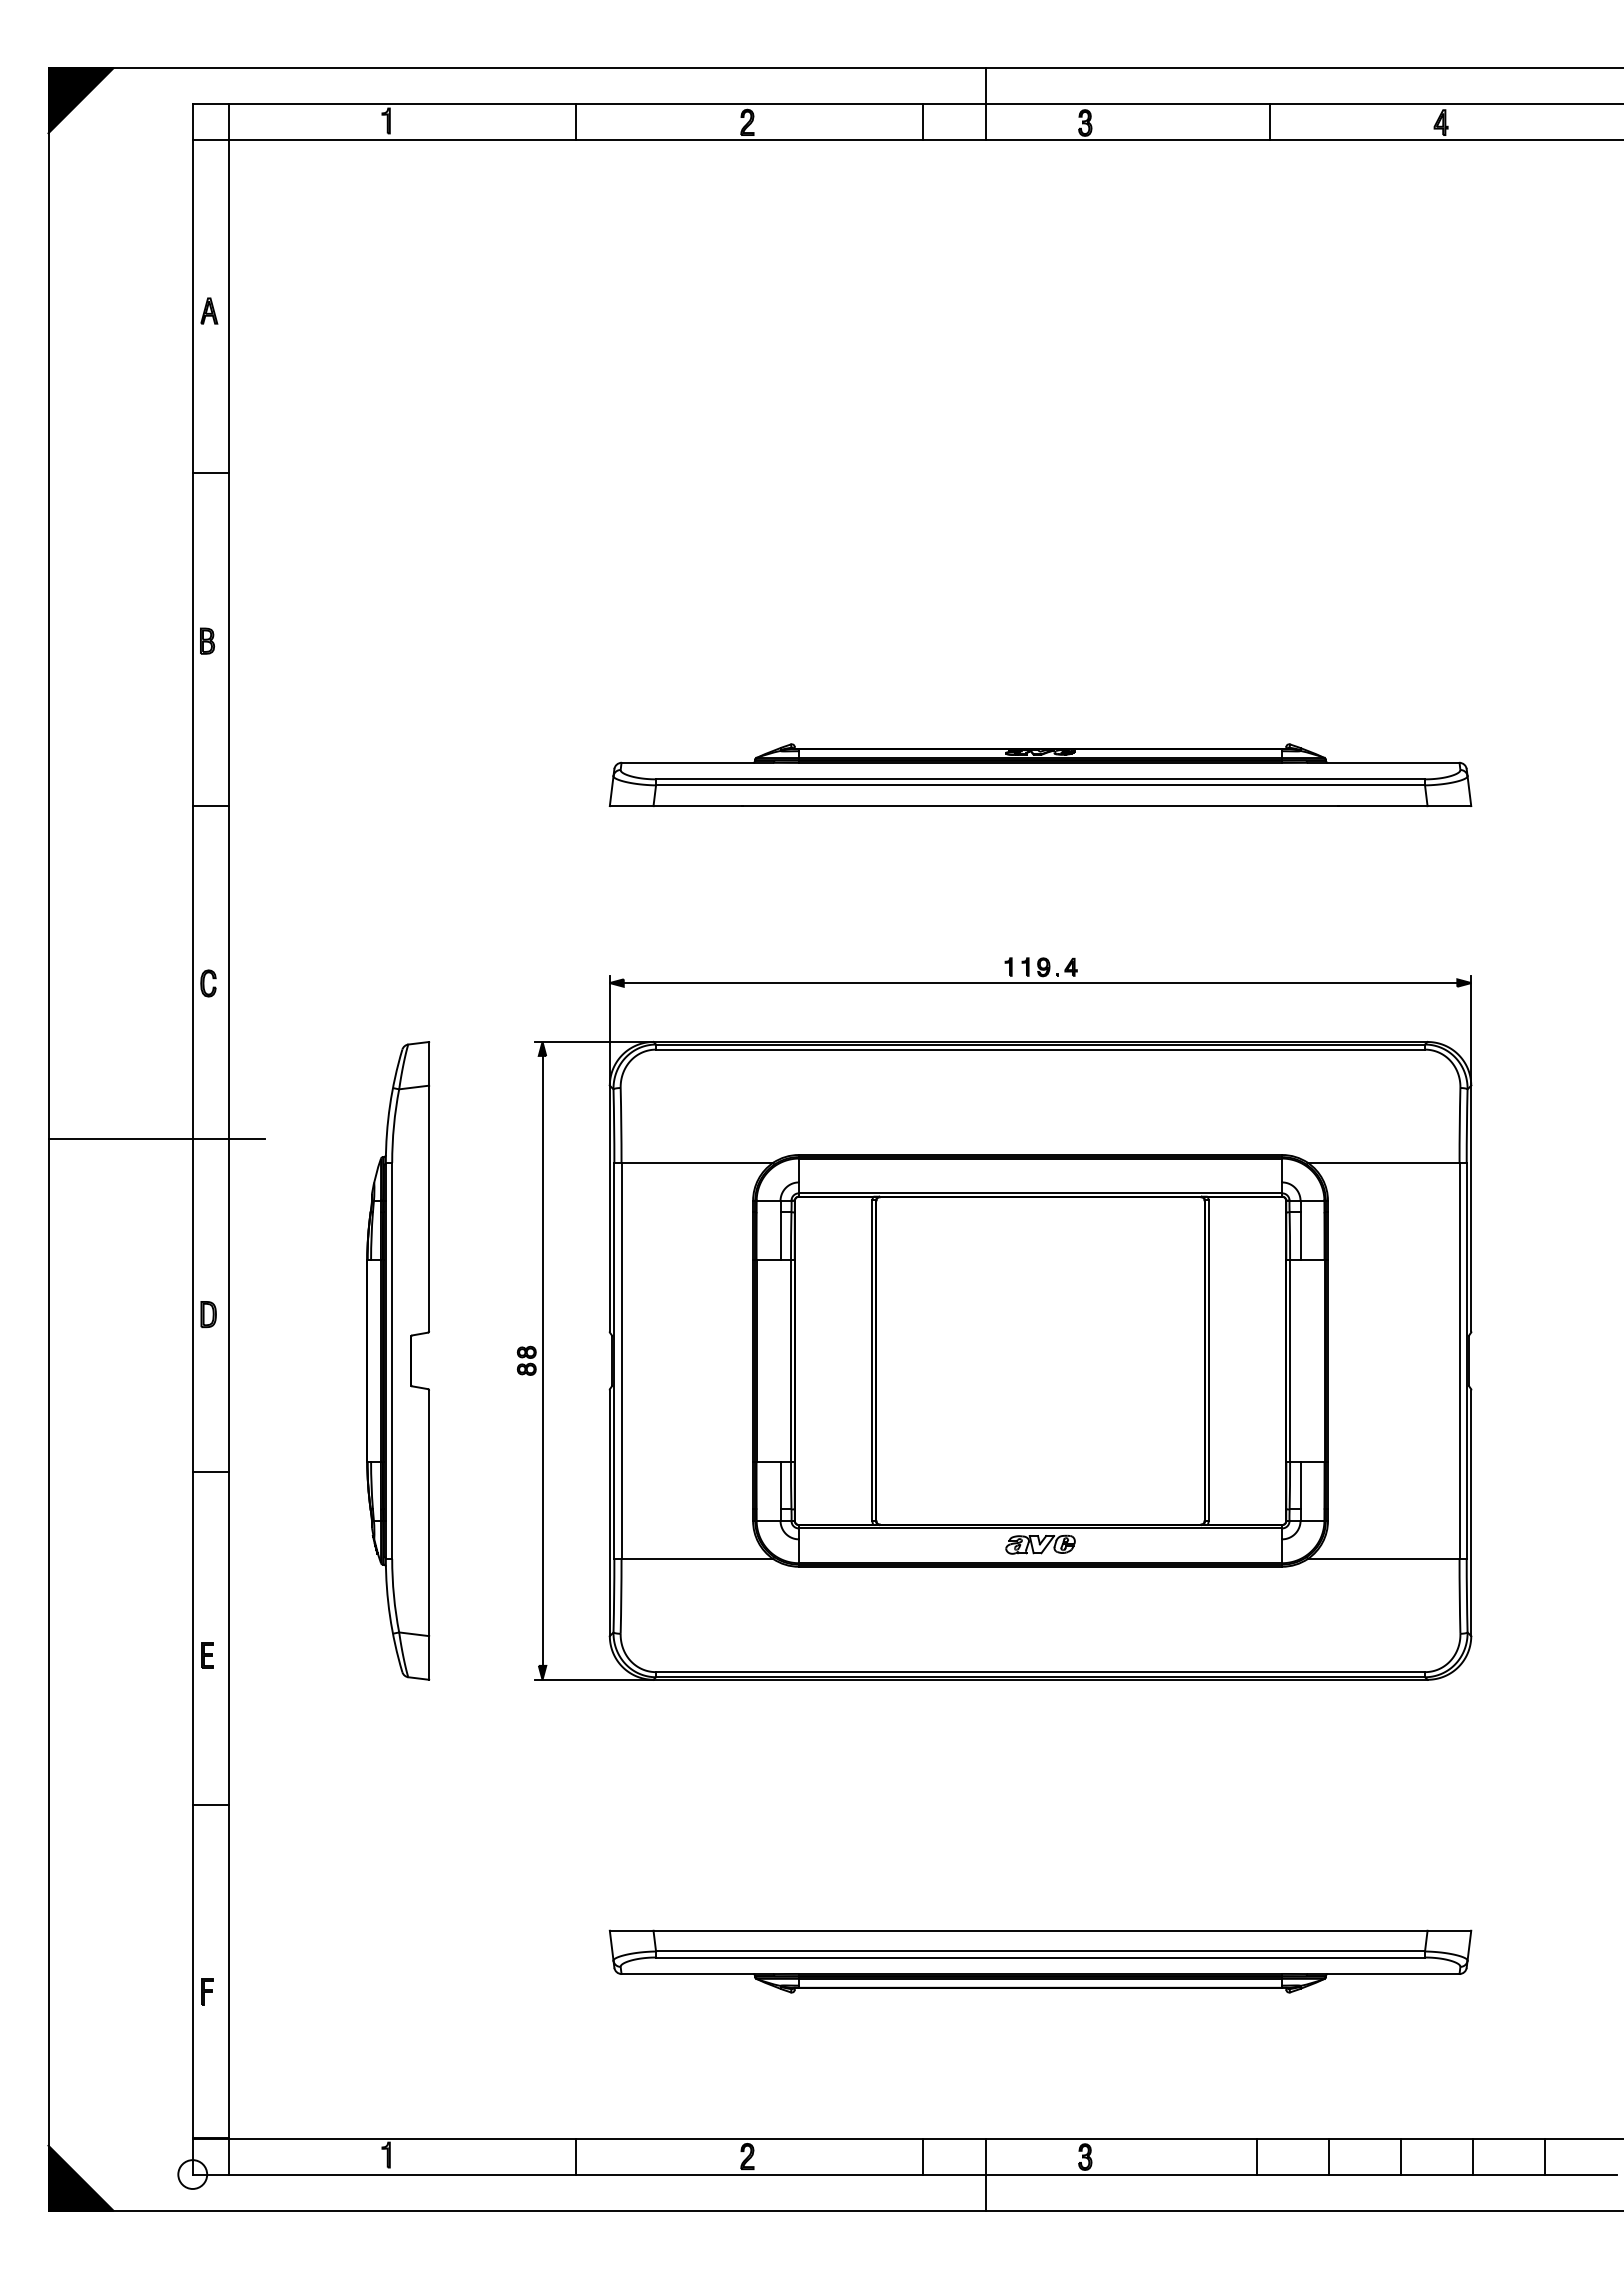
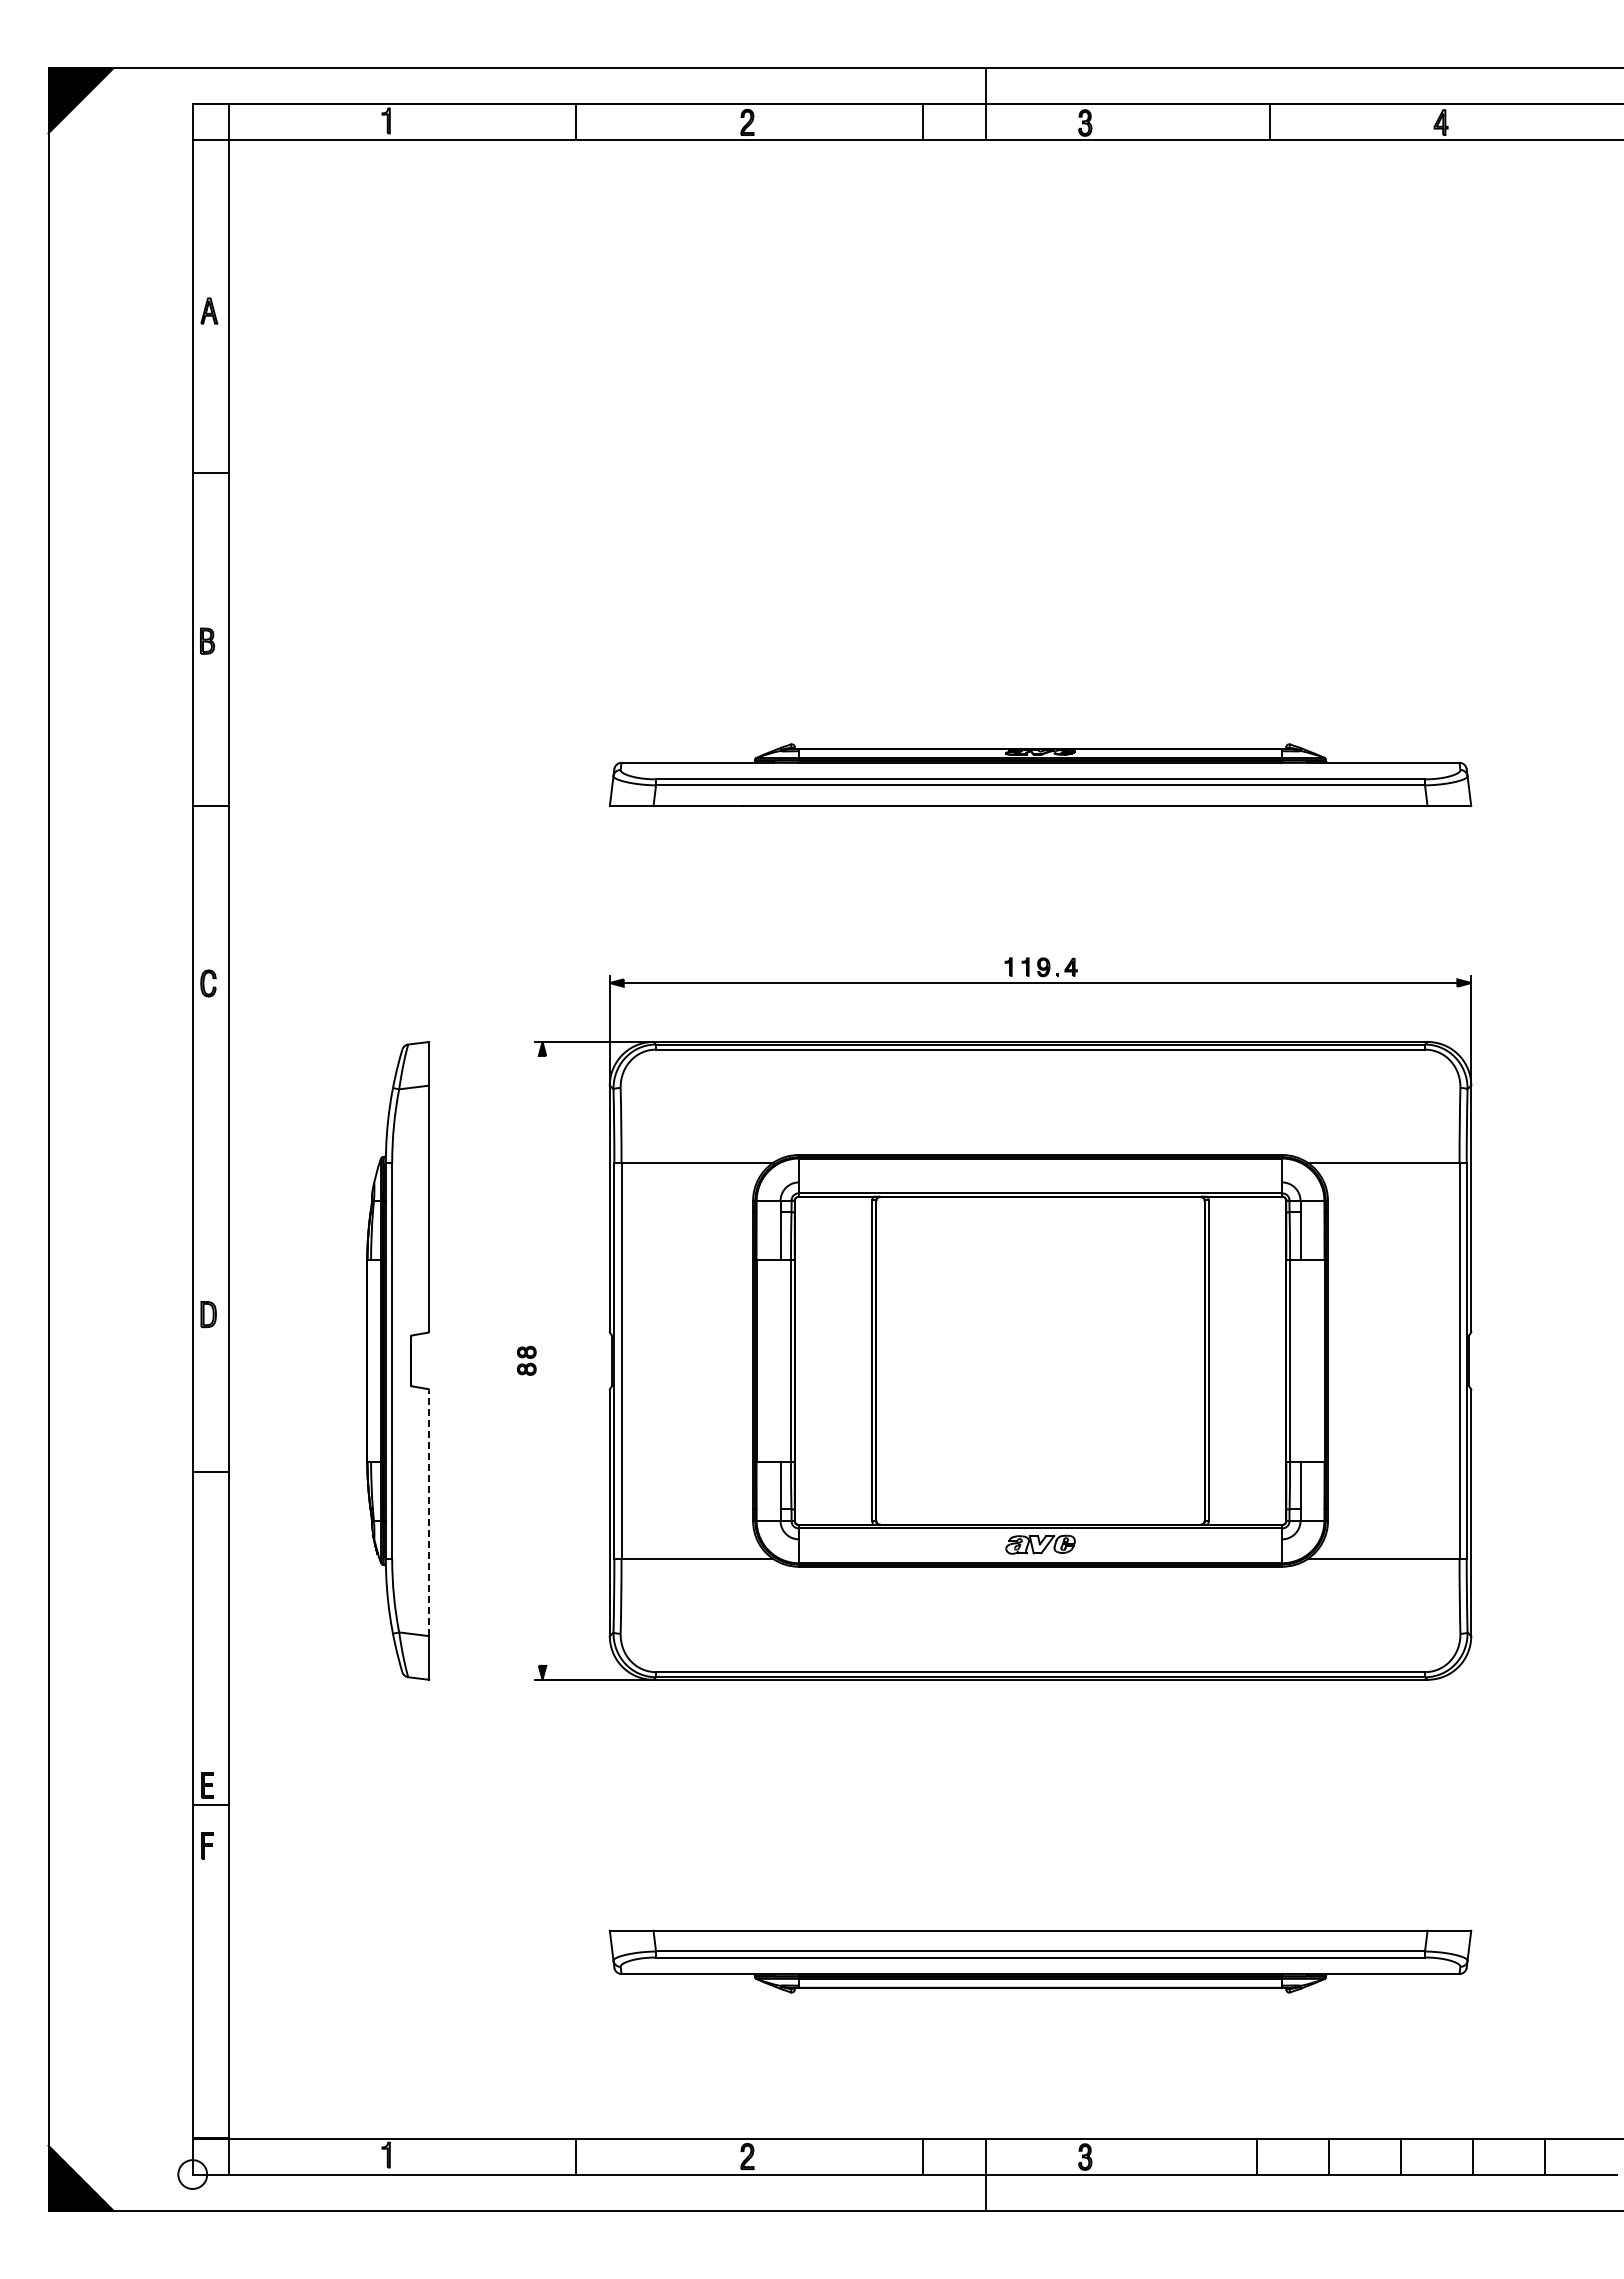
line: present -> none (156, 1139)
line: present -> none (542, 1360)
line: solid -> dashed (429, 1513)
part position: (207, 1655) -> (207, 1785) (207, 1785)
part position: (207, 1991) -> (207, 1845) (207, 1845)
